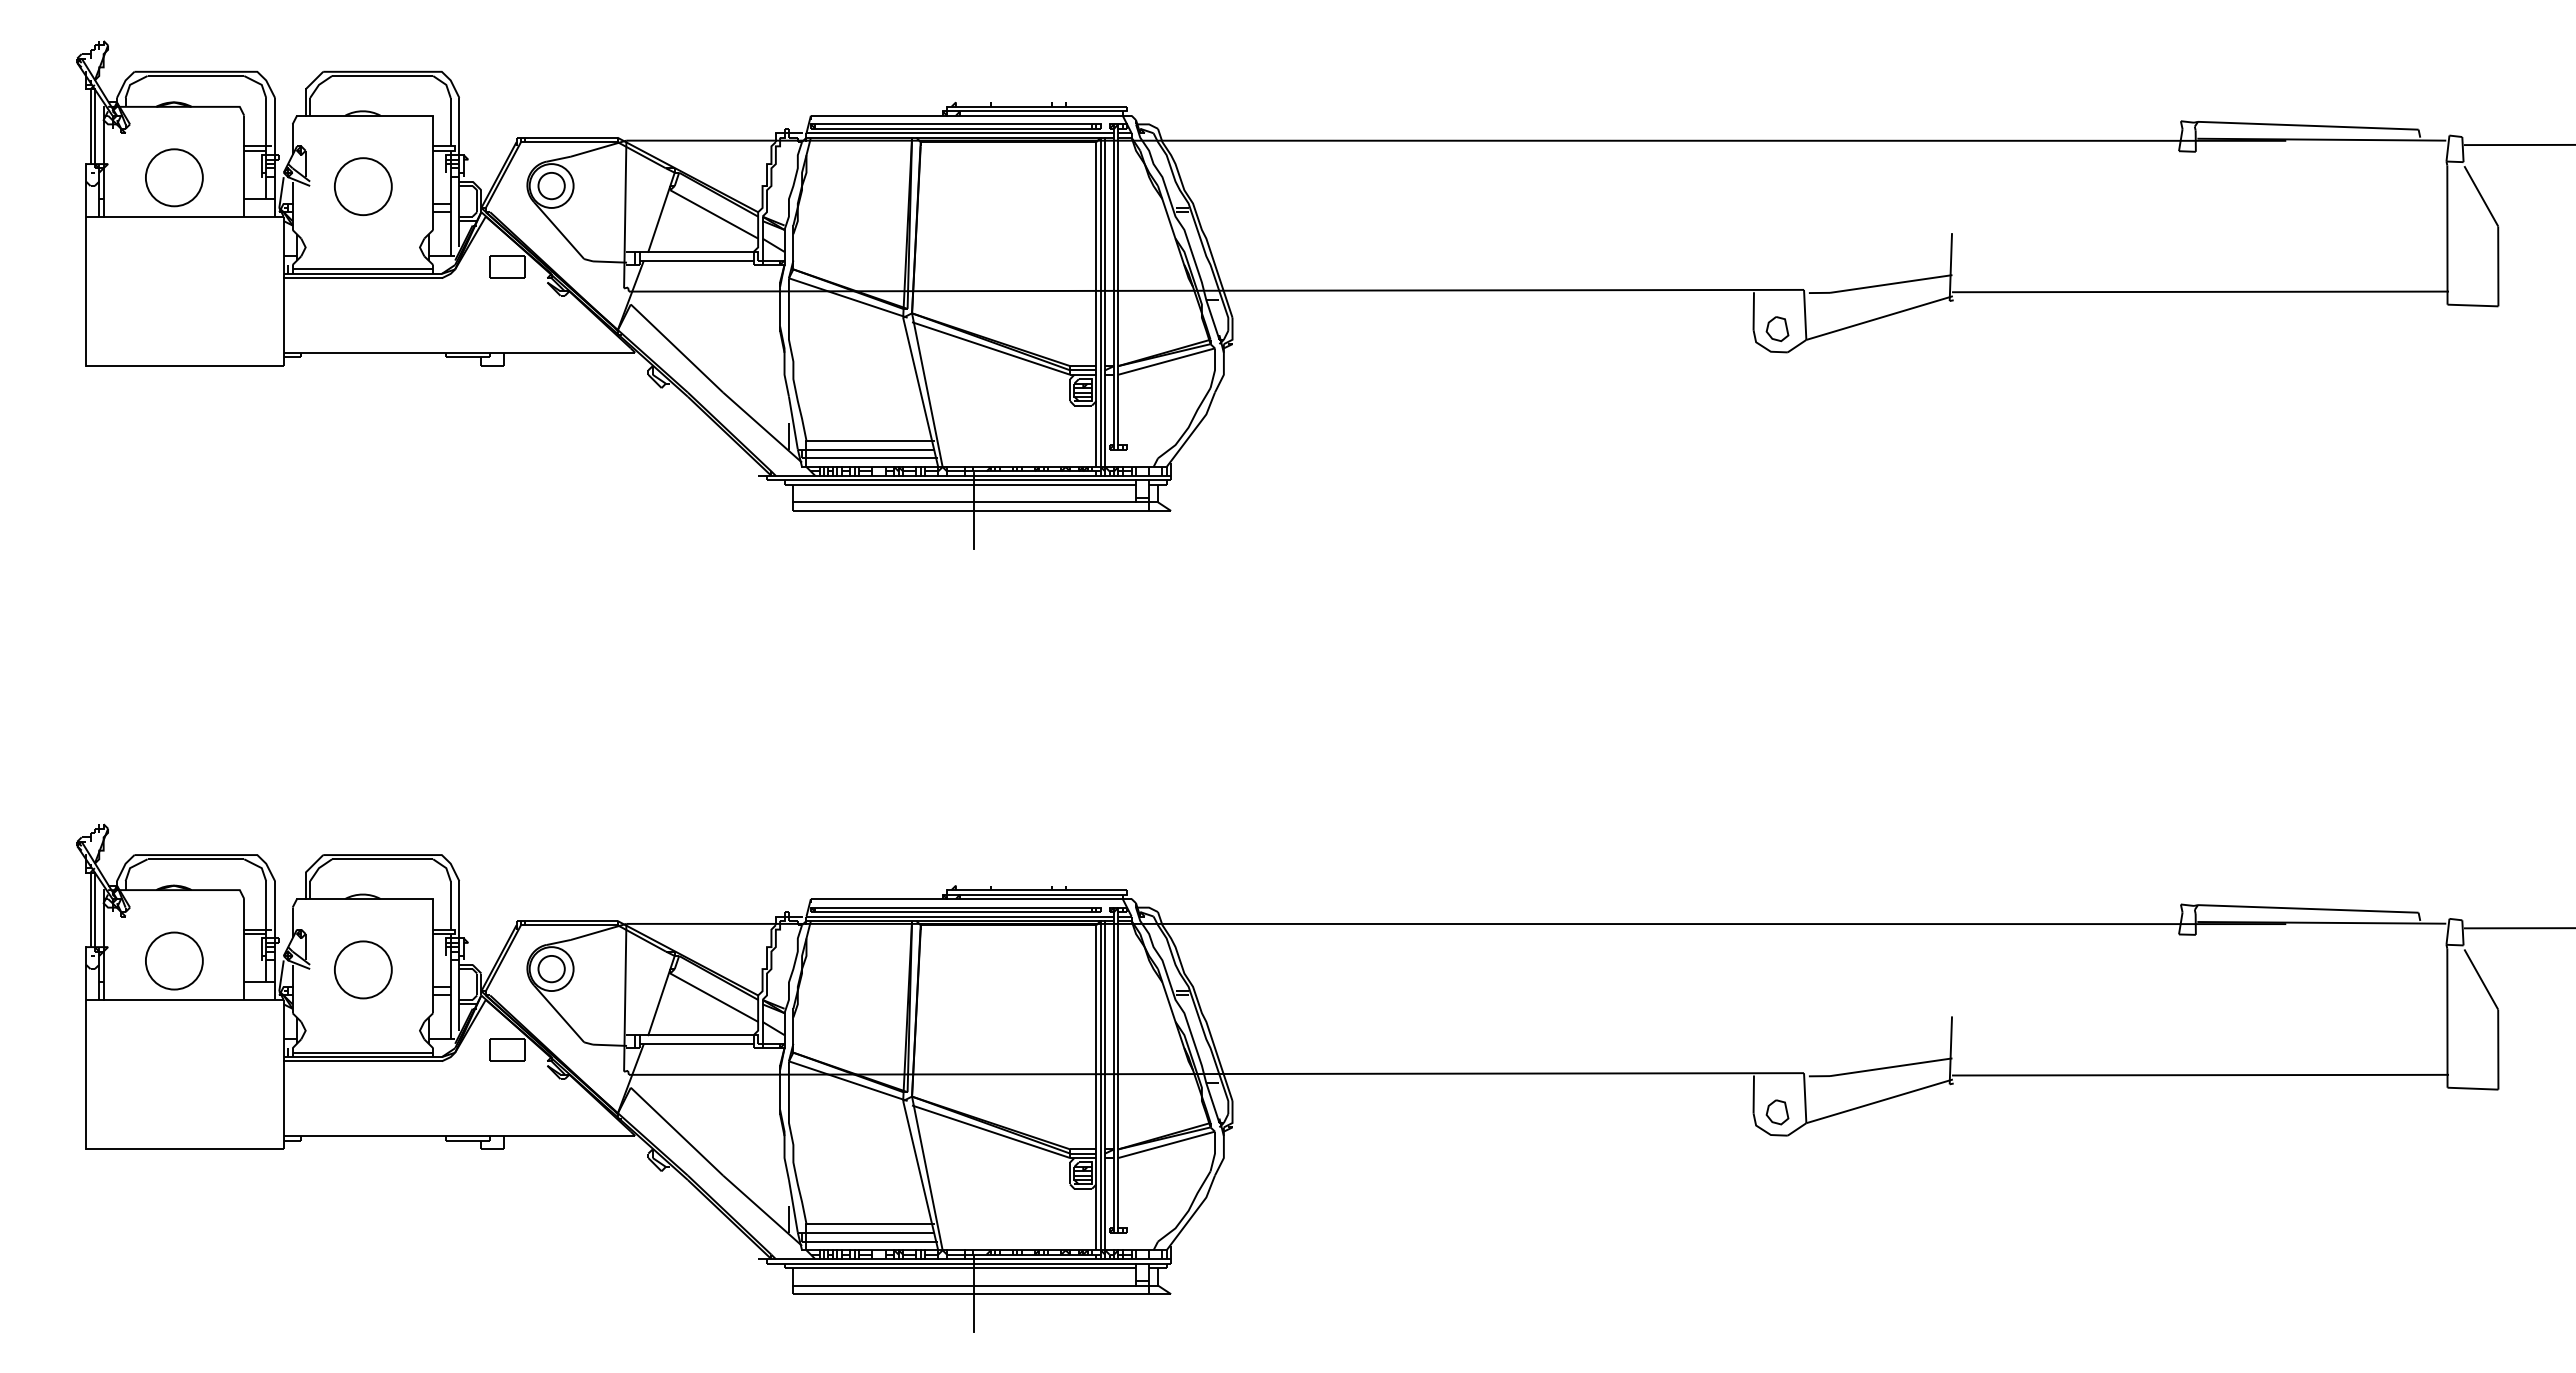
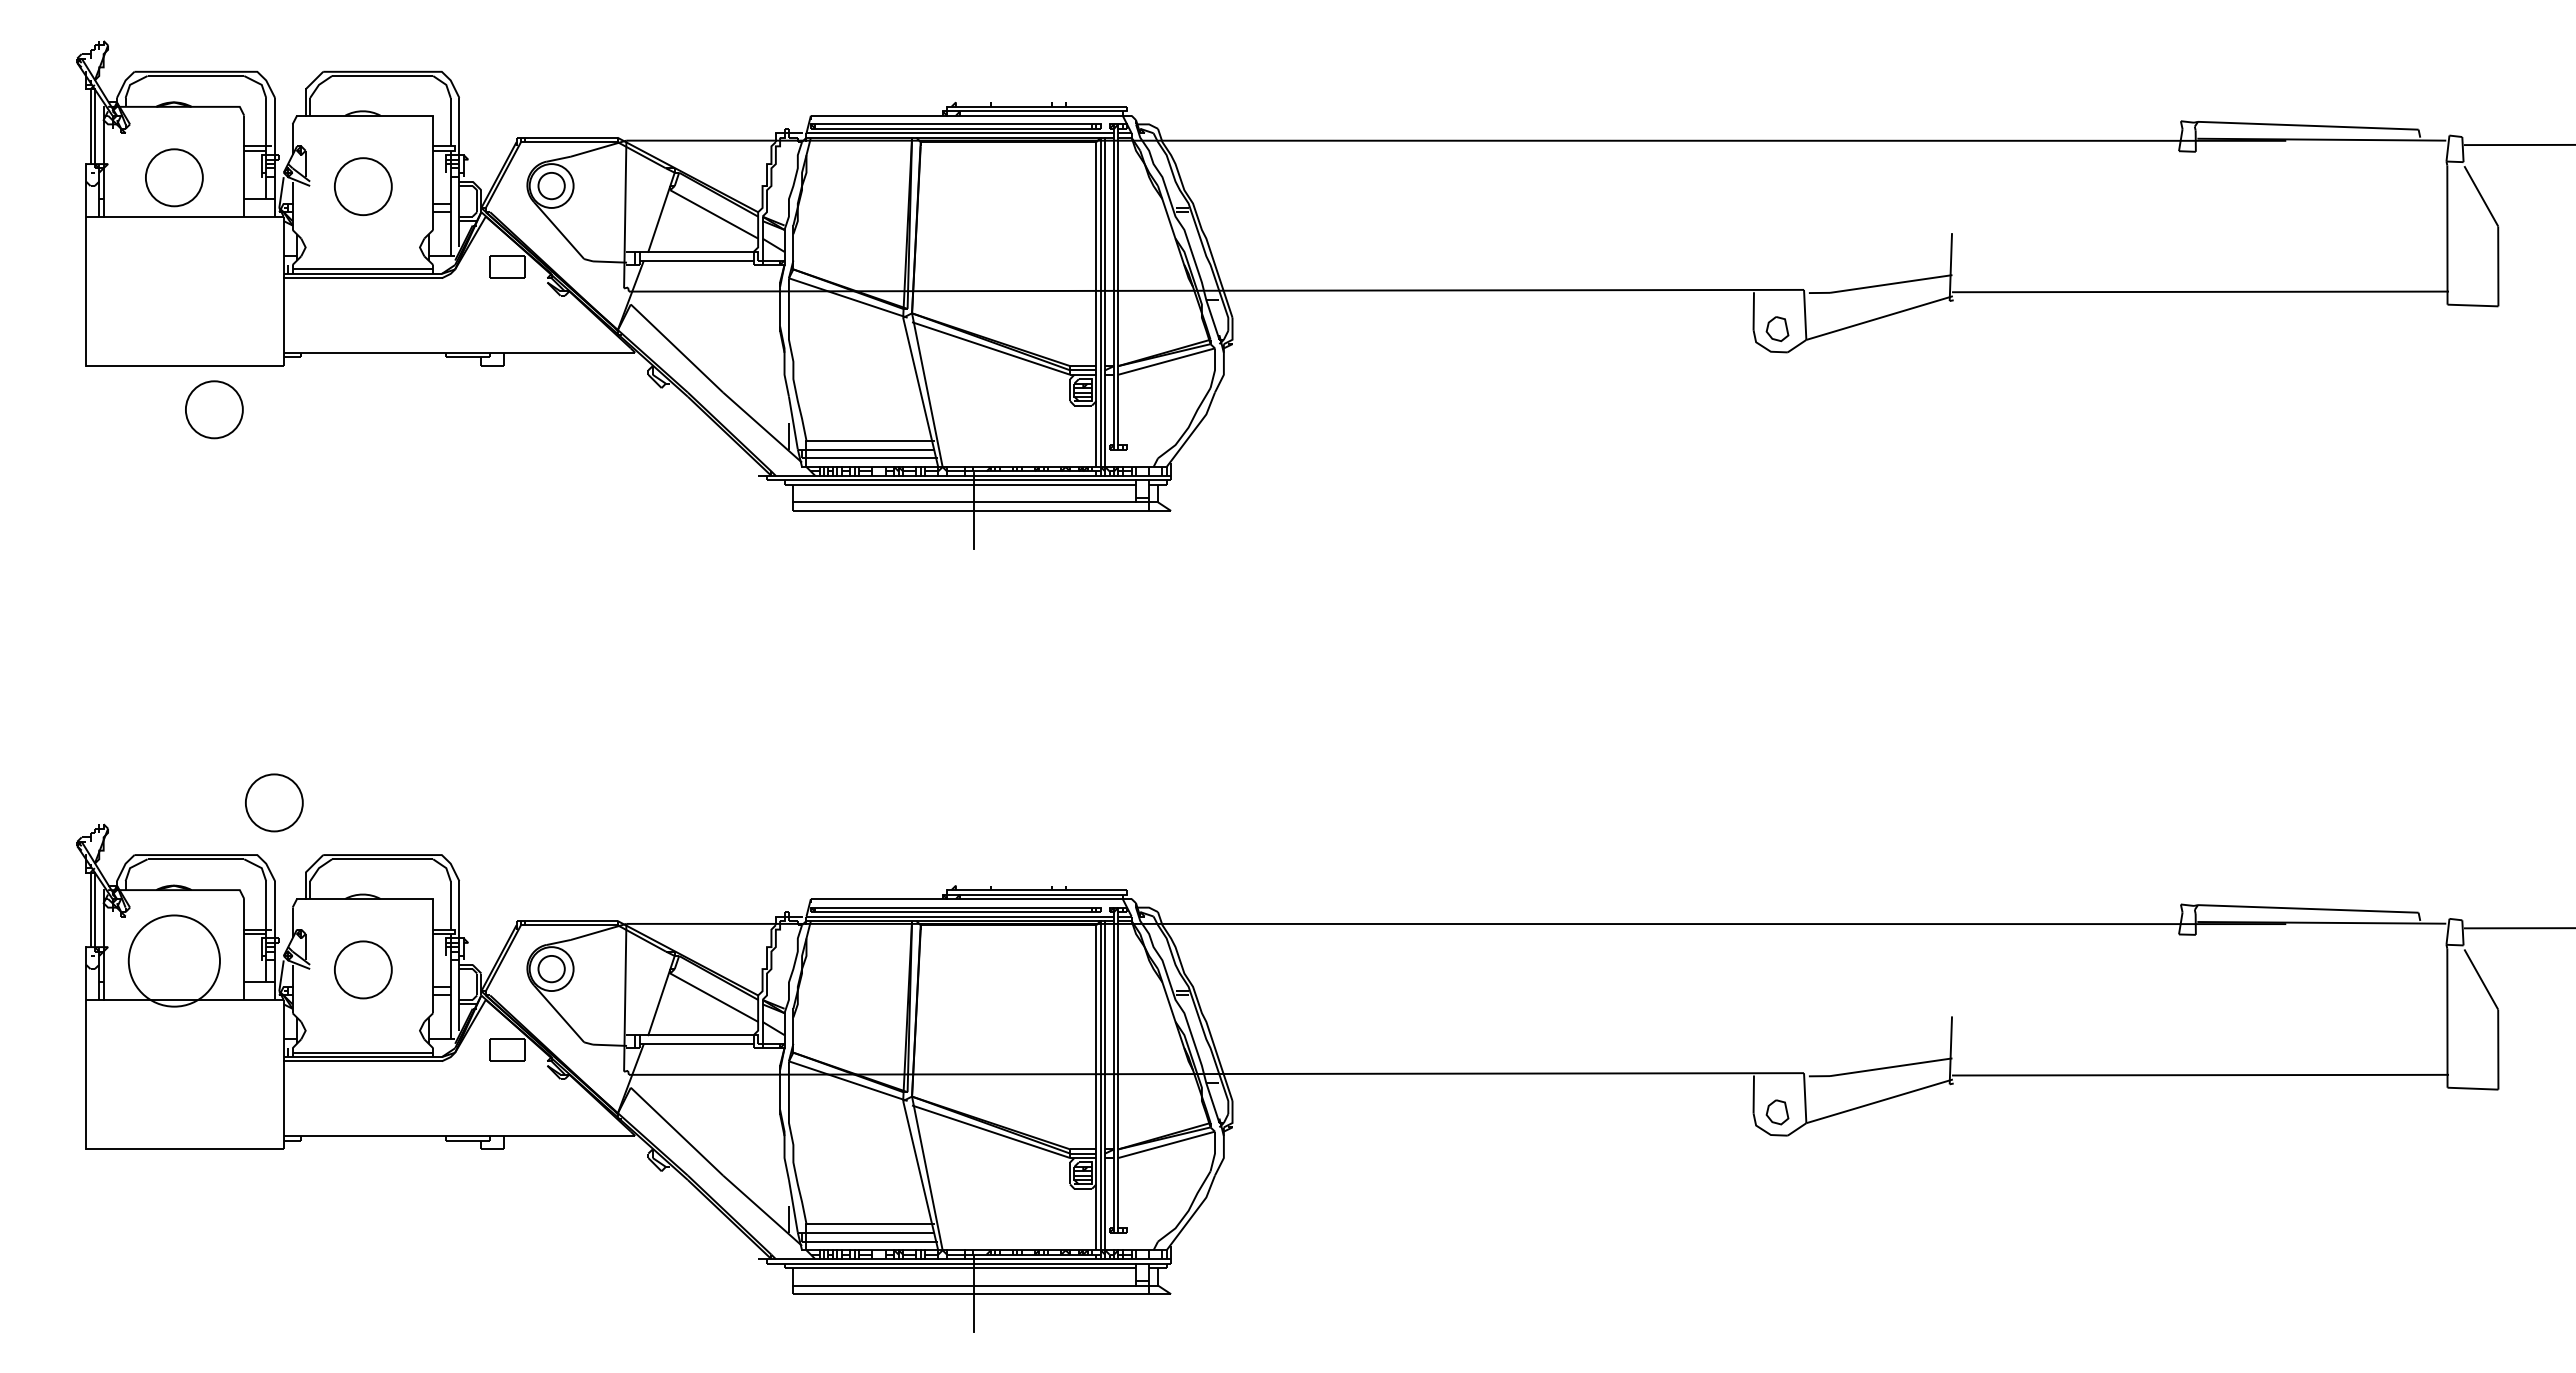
circle: none -> present (214, 409)
circle: none -> present (274, 802)
circle diameter: 57 px -> 91 px (173, 960)
